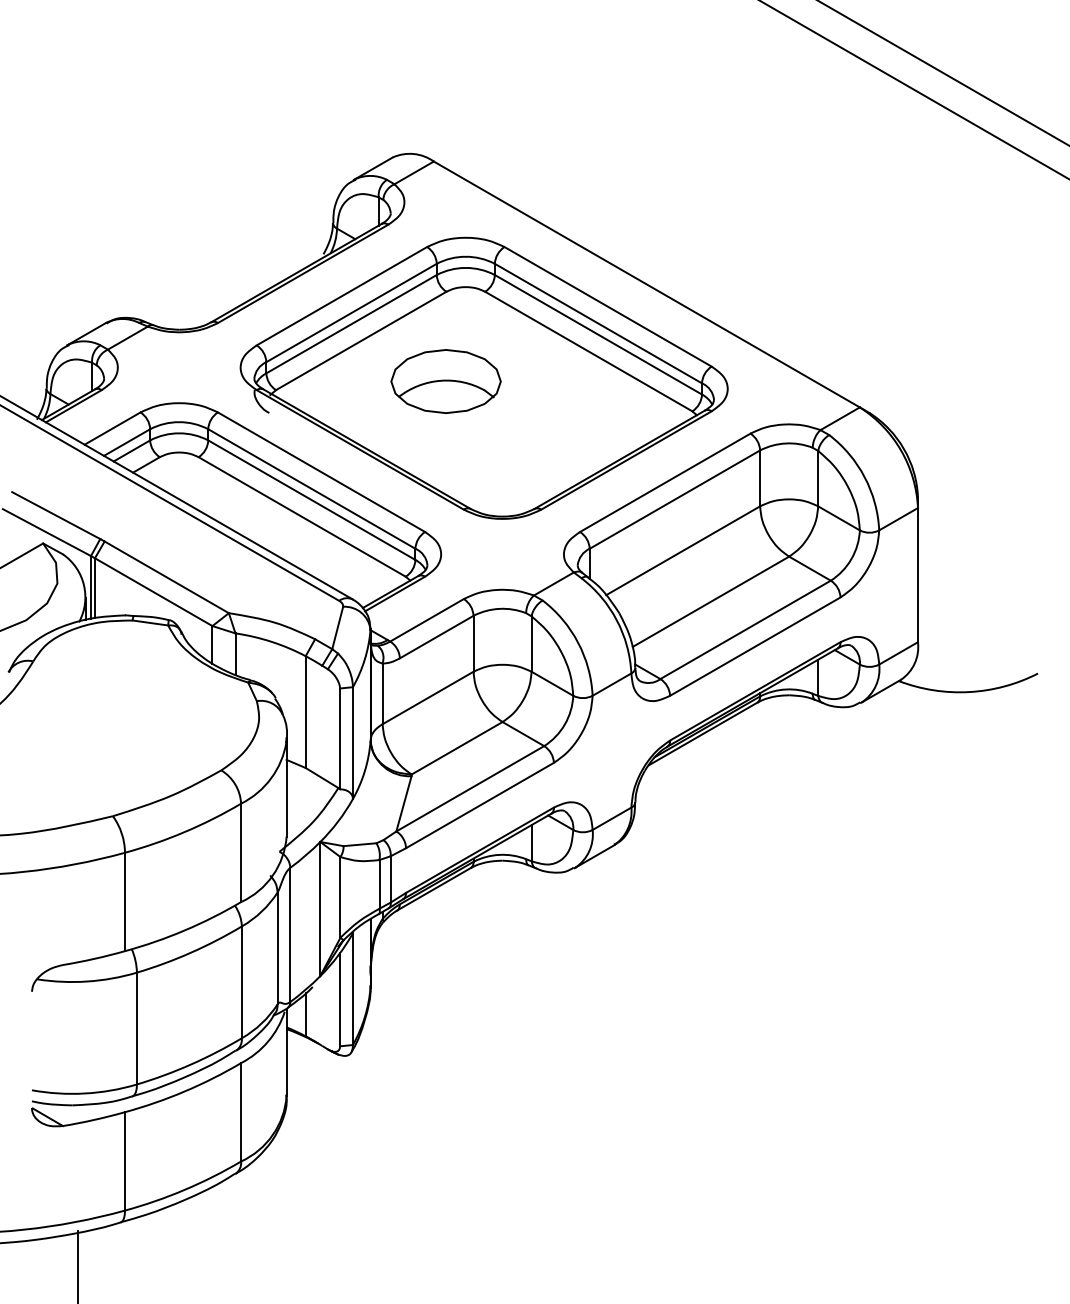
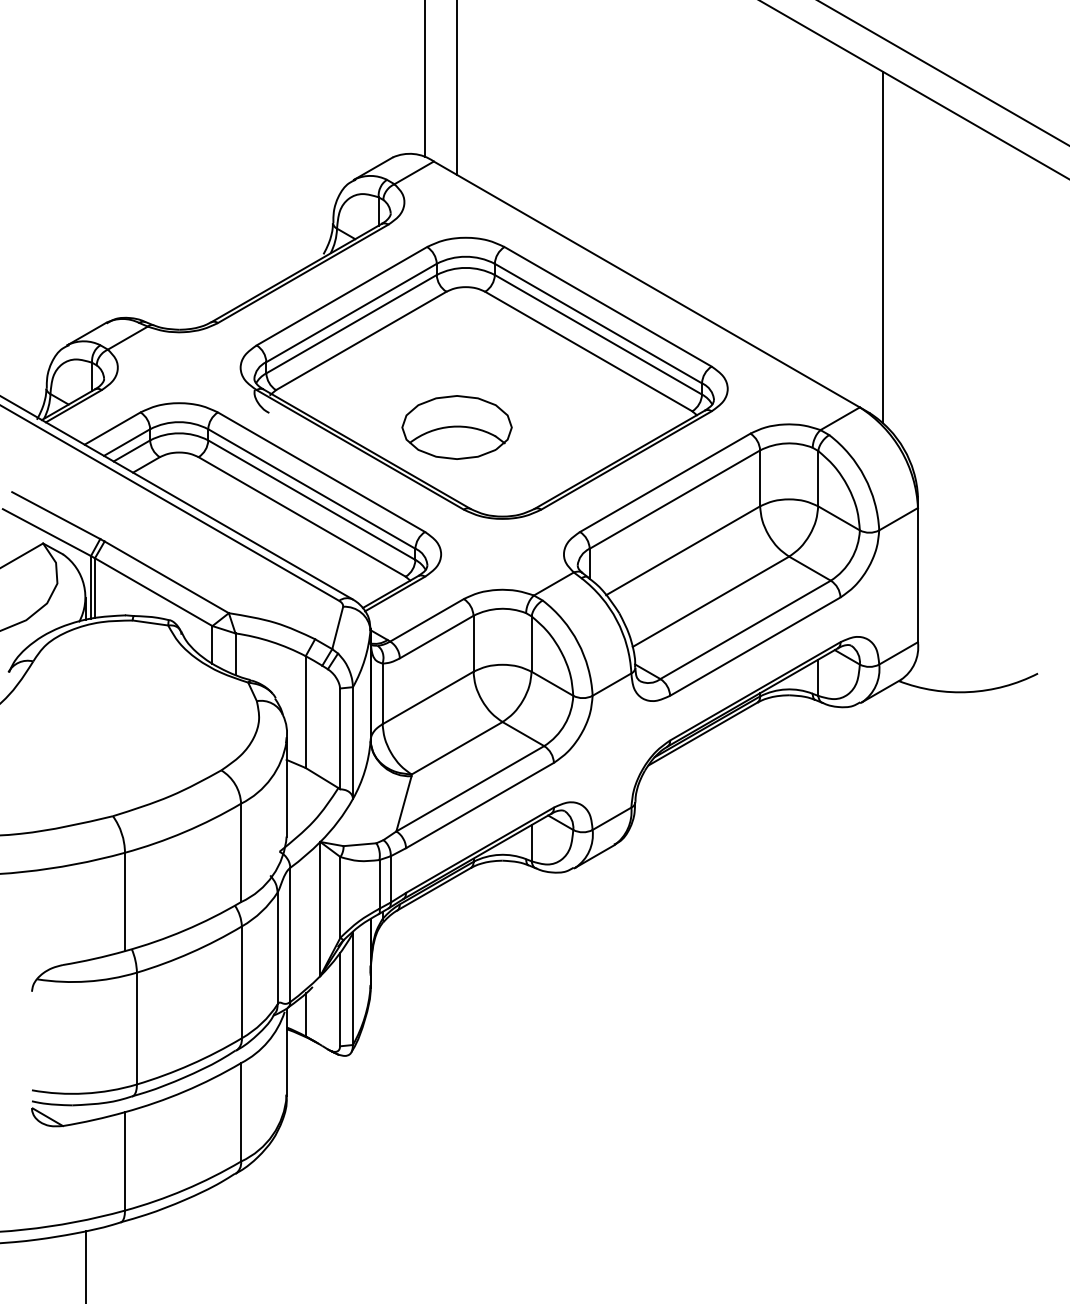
line: none -> present (425, 79)
line: none -> present (457, 88)
line: none -> present (883, 247)
part position: (445, 381) -> (456, 427) (456, 427)
line position: (77, 1265) -> (85, 1265) (85, 1265)
